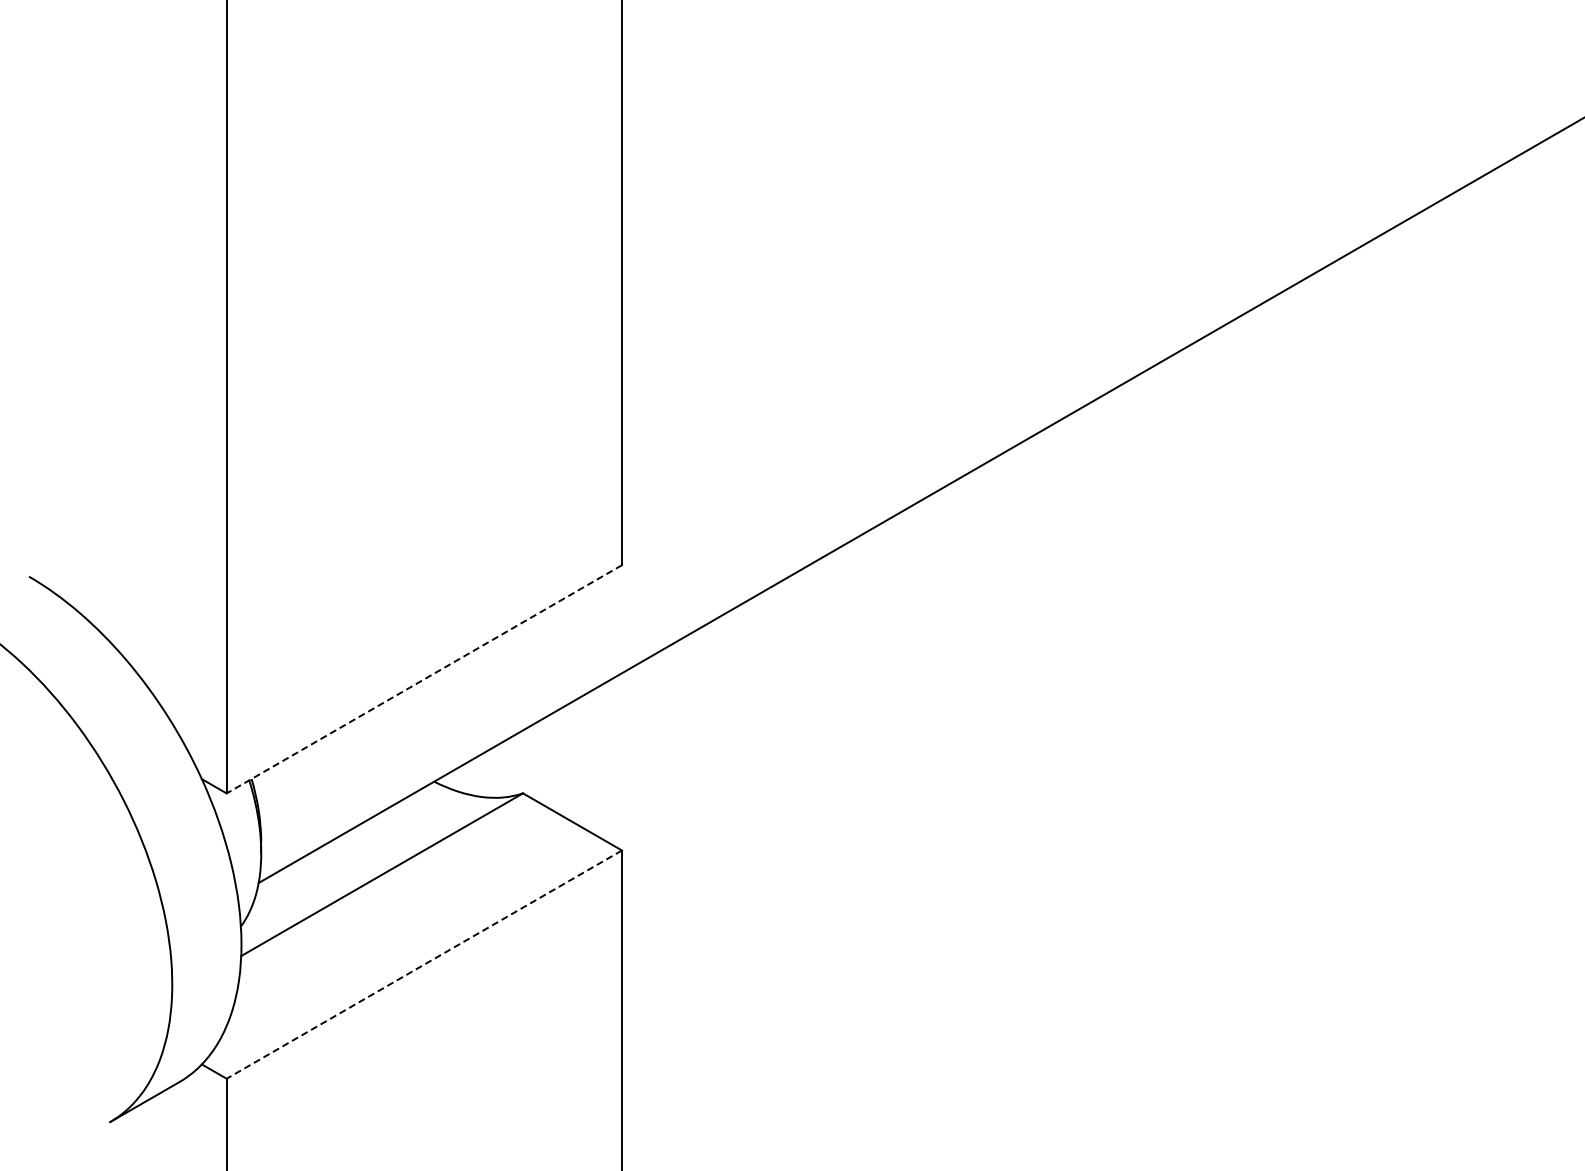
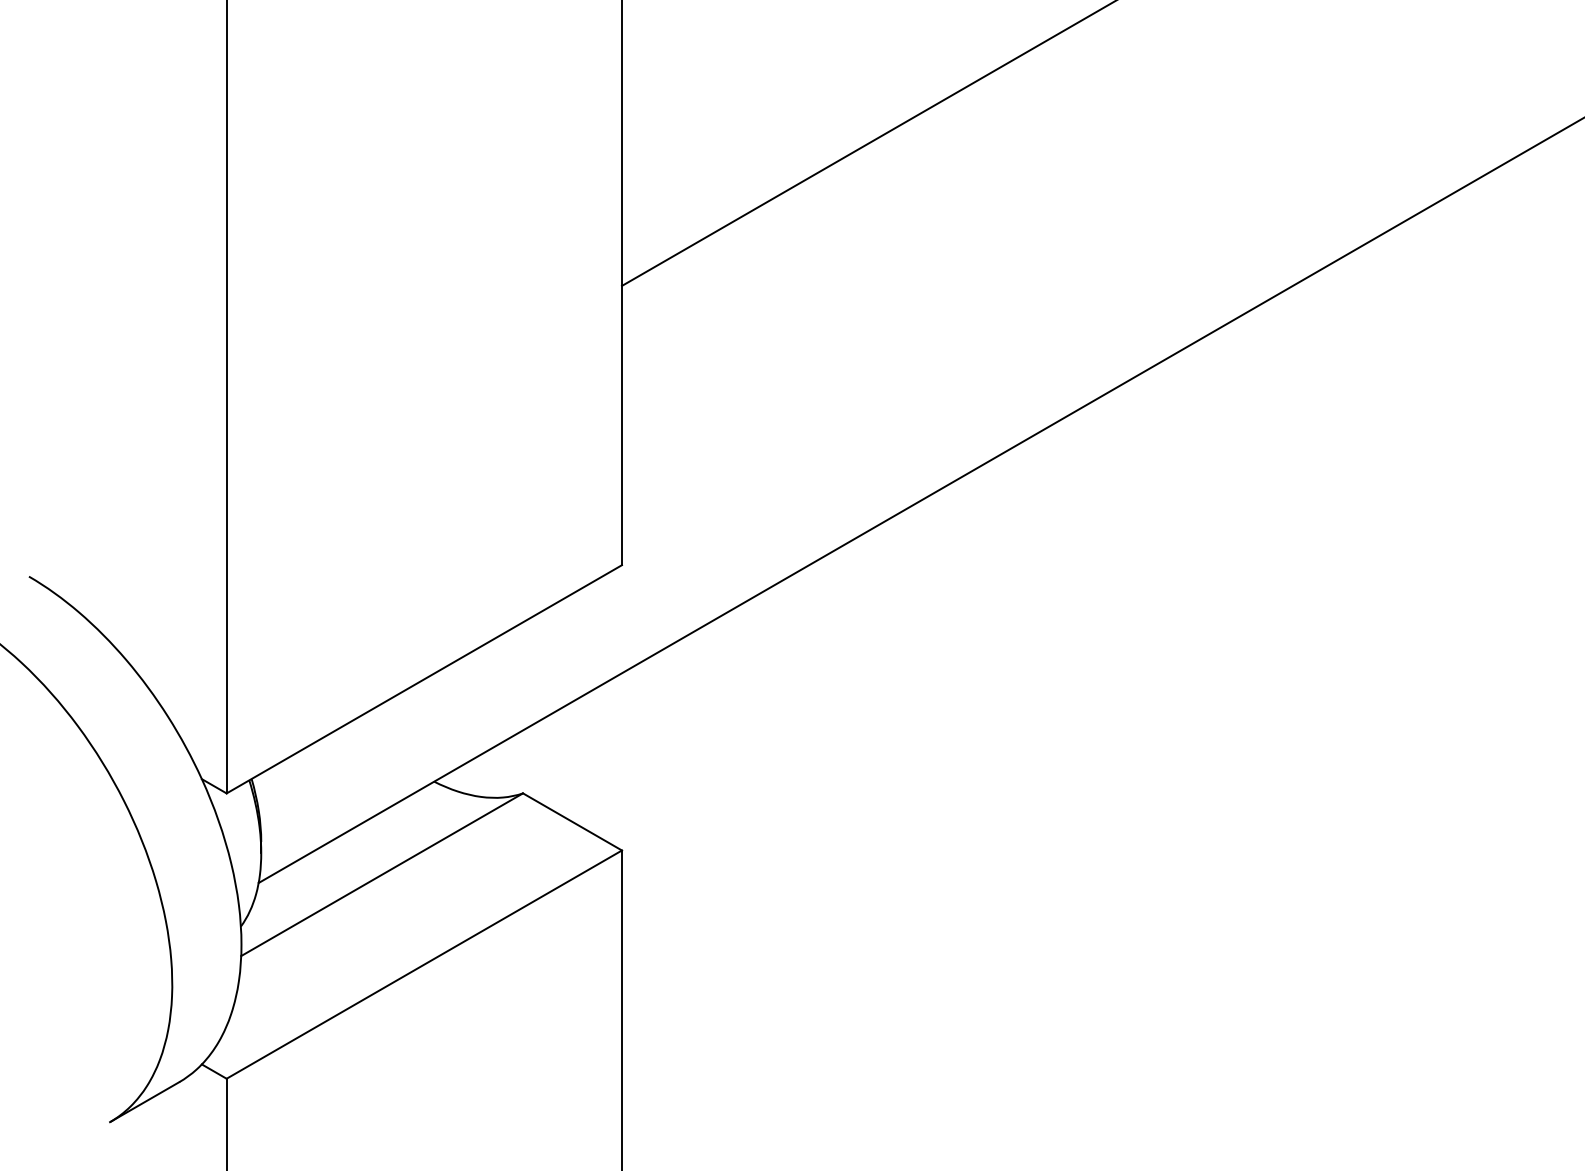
line: none -> present (867, 143)
line: dashed -> solid (423, 679)
line: dashed -> solid (423, 964)
